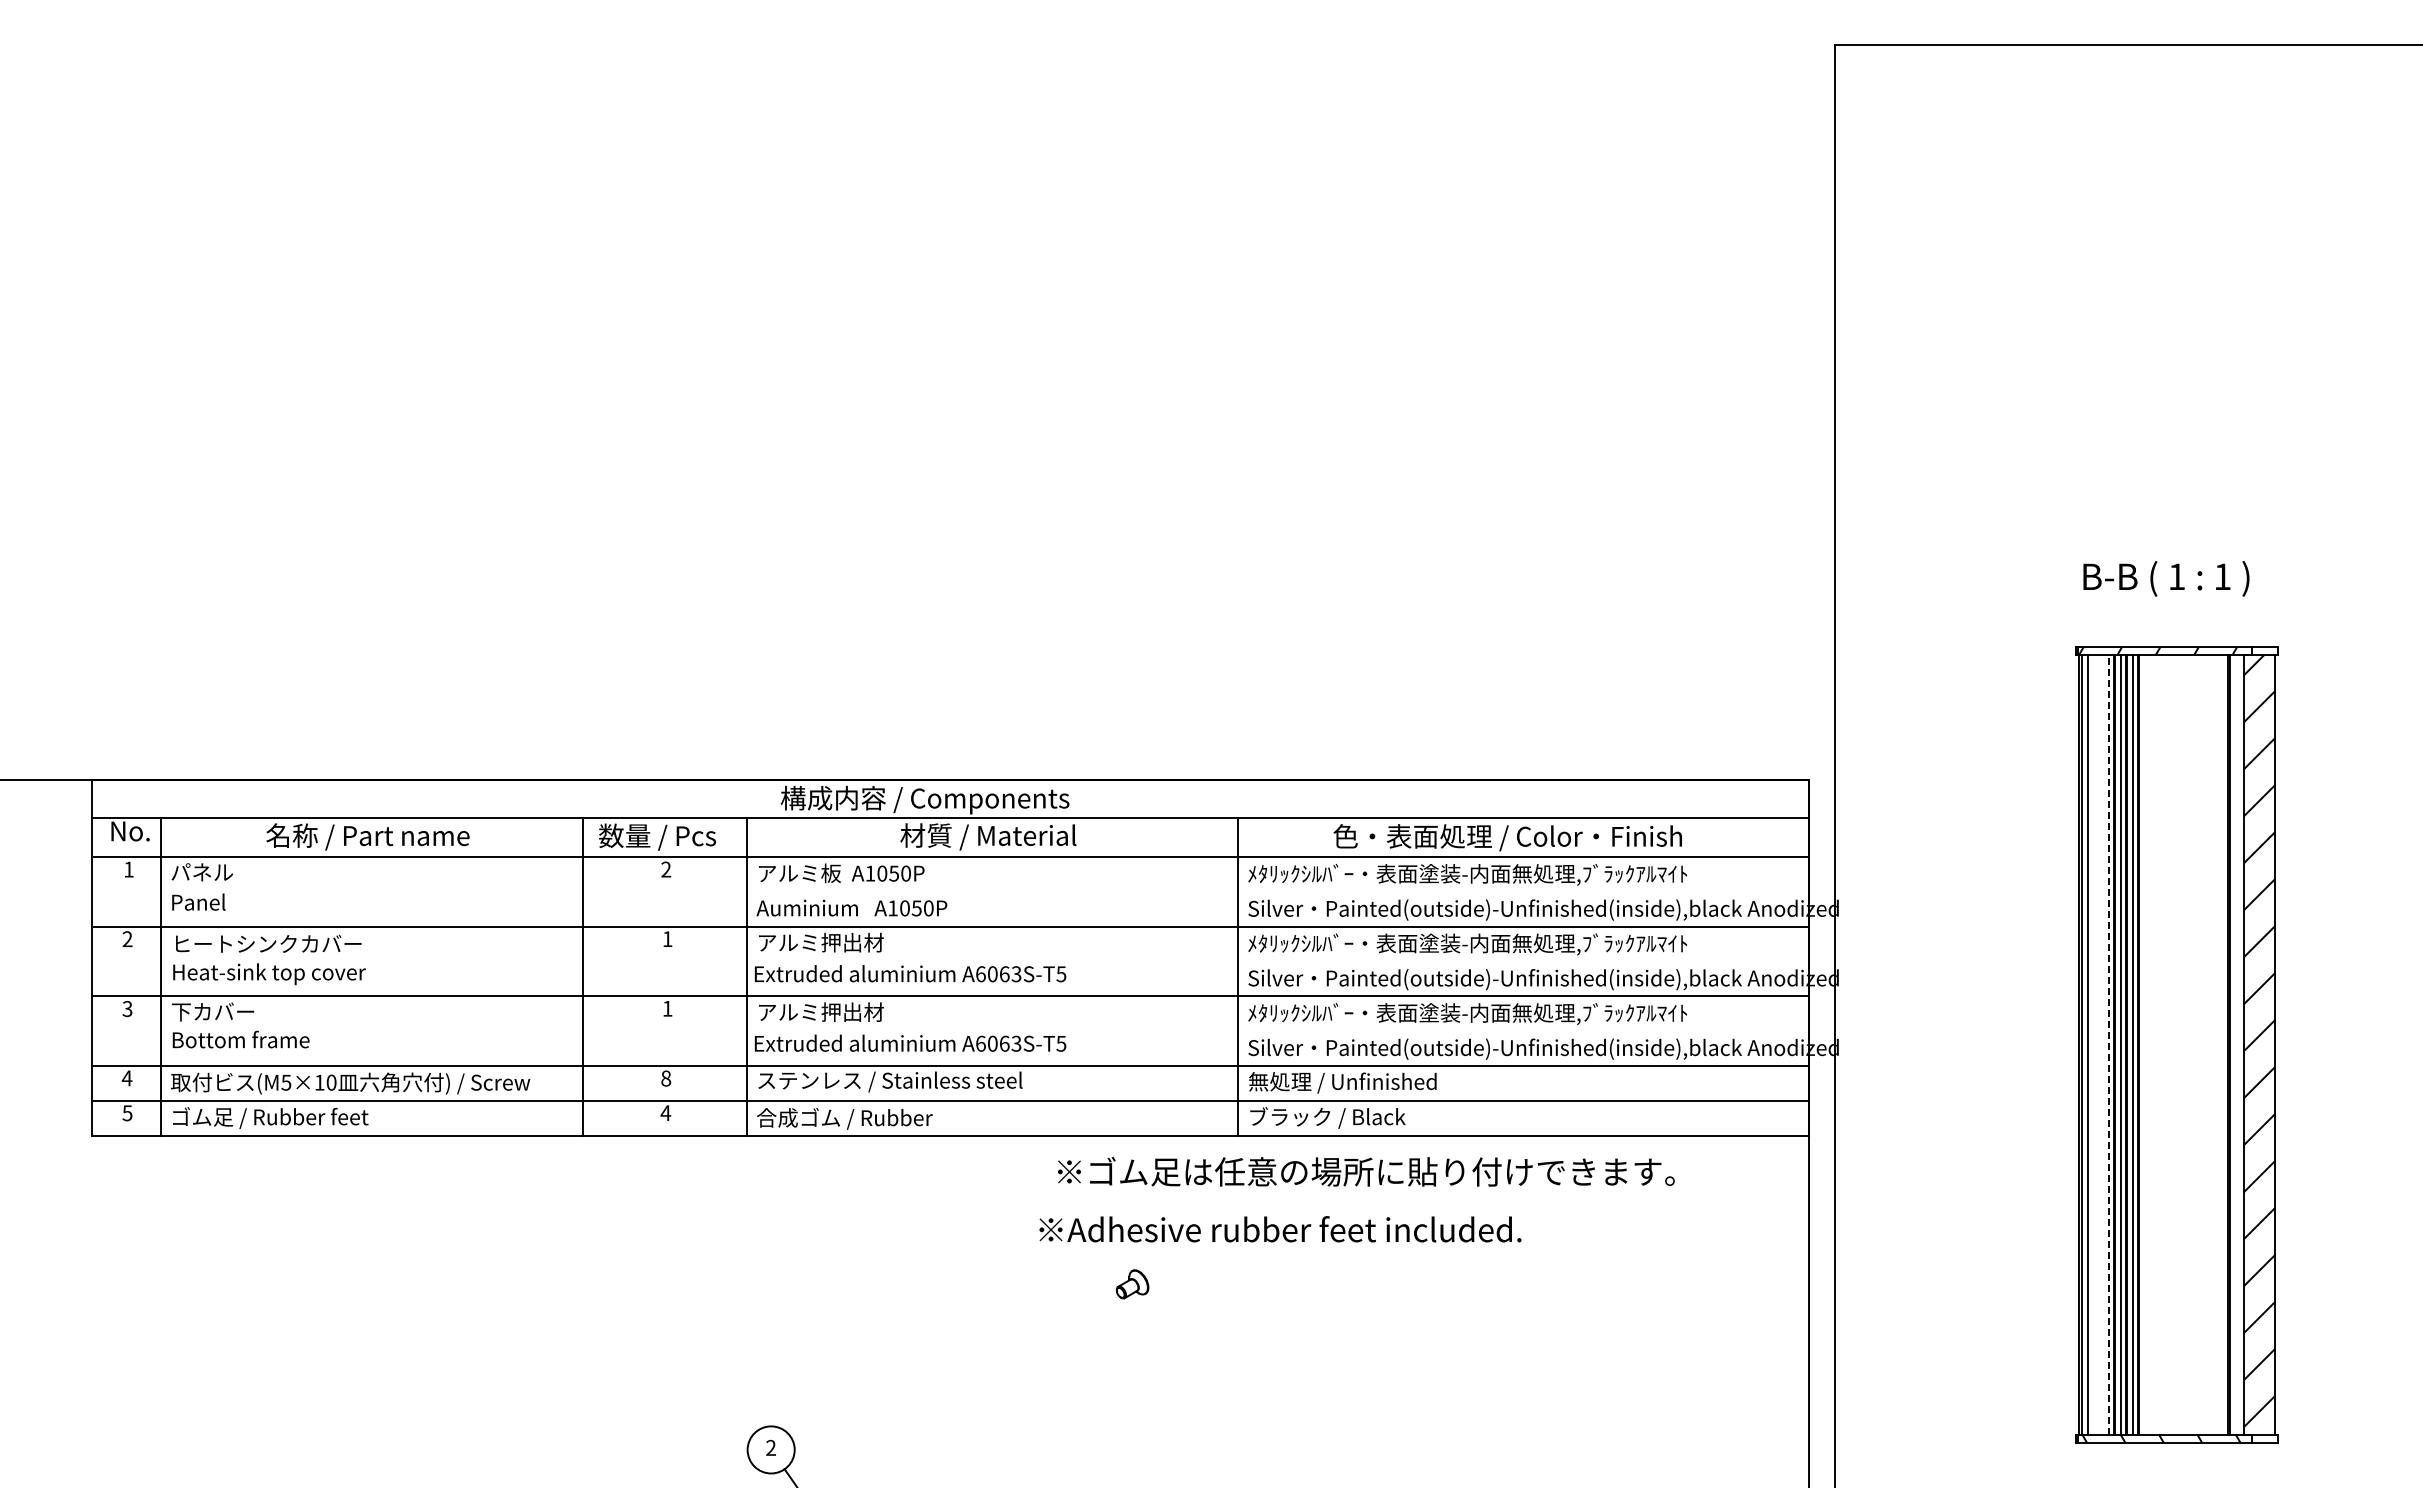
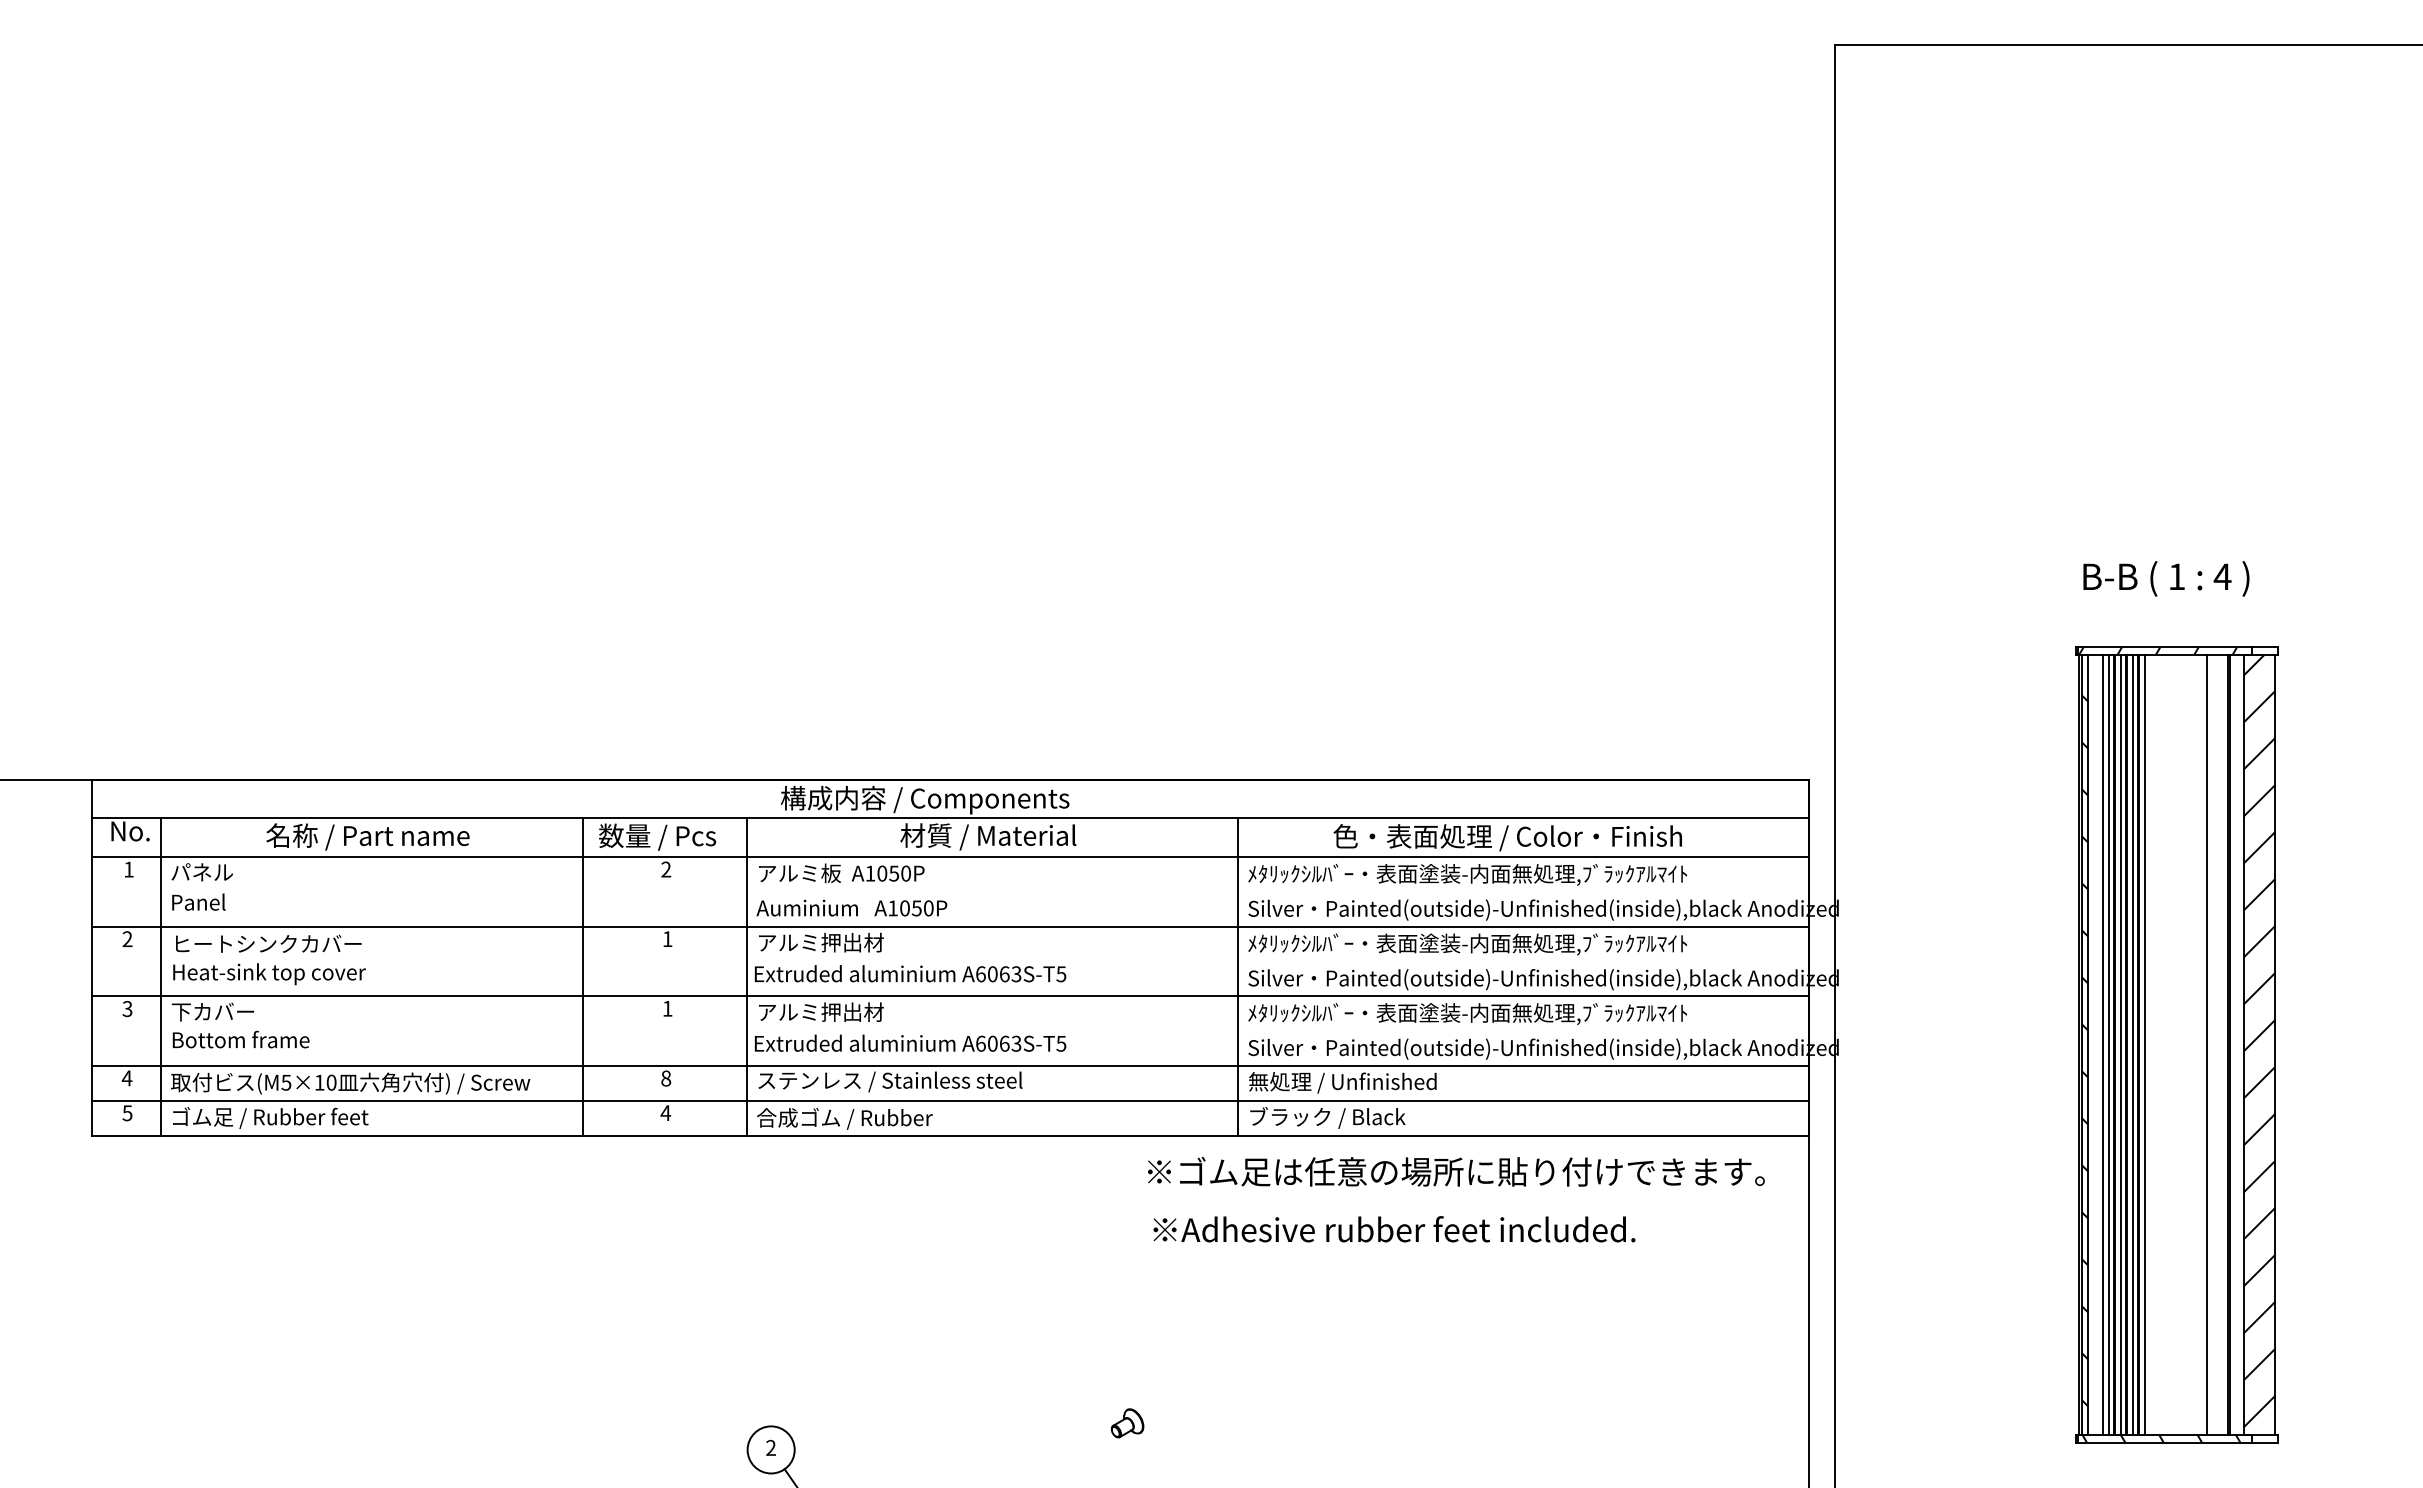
text: 1 -> 4 (2222, 576)
line: none -> present (2103, 1044)
line: dashed -> solid (2109, 1044)
line: none -> present (2144, 1044)
line: none -> present (2207, 1044)
hatch: none -> present (2084, 1050)
text position: (1366, 1171) -> (1456, 1171) (1456, 1171)
text position: (1280, 1229) -> (1394, 1229) (1394, 1229)
part position: (1132, 1284) -> (1127, 1423) (1127, 1423)
